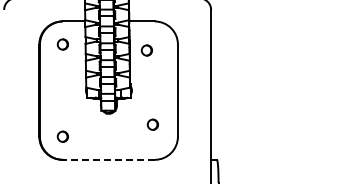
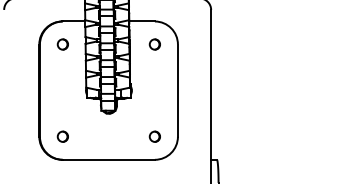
circle position: (146, 50) -> (154, 44) (154, 44)
circle position: (152, 124) -> (154, 136) (154, 136)
line: dashed -> solid (108, 159)
